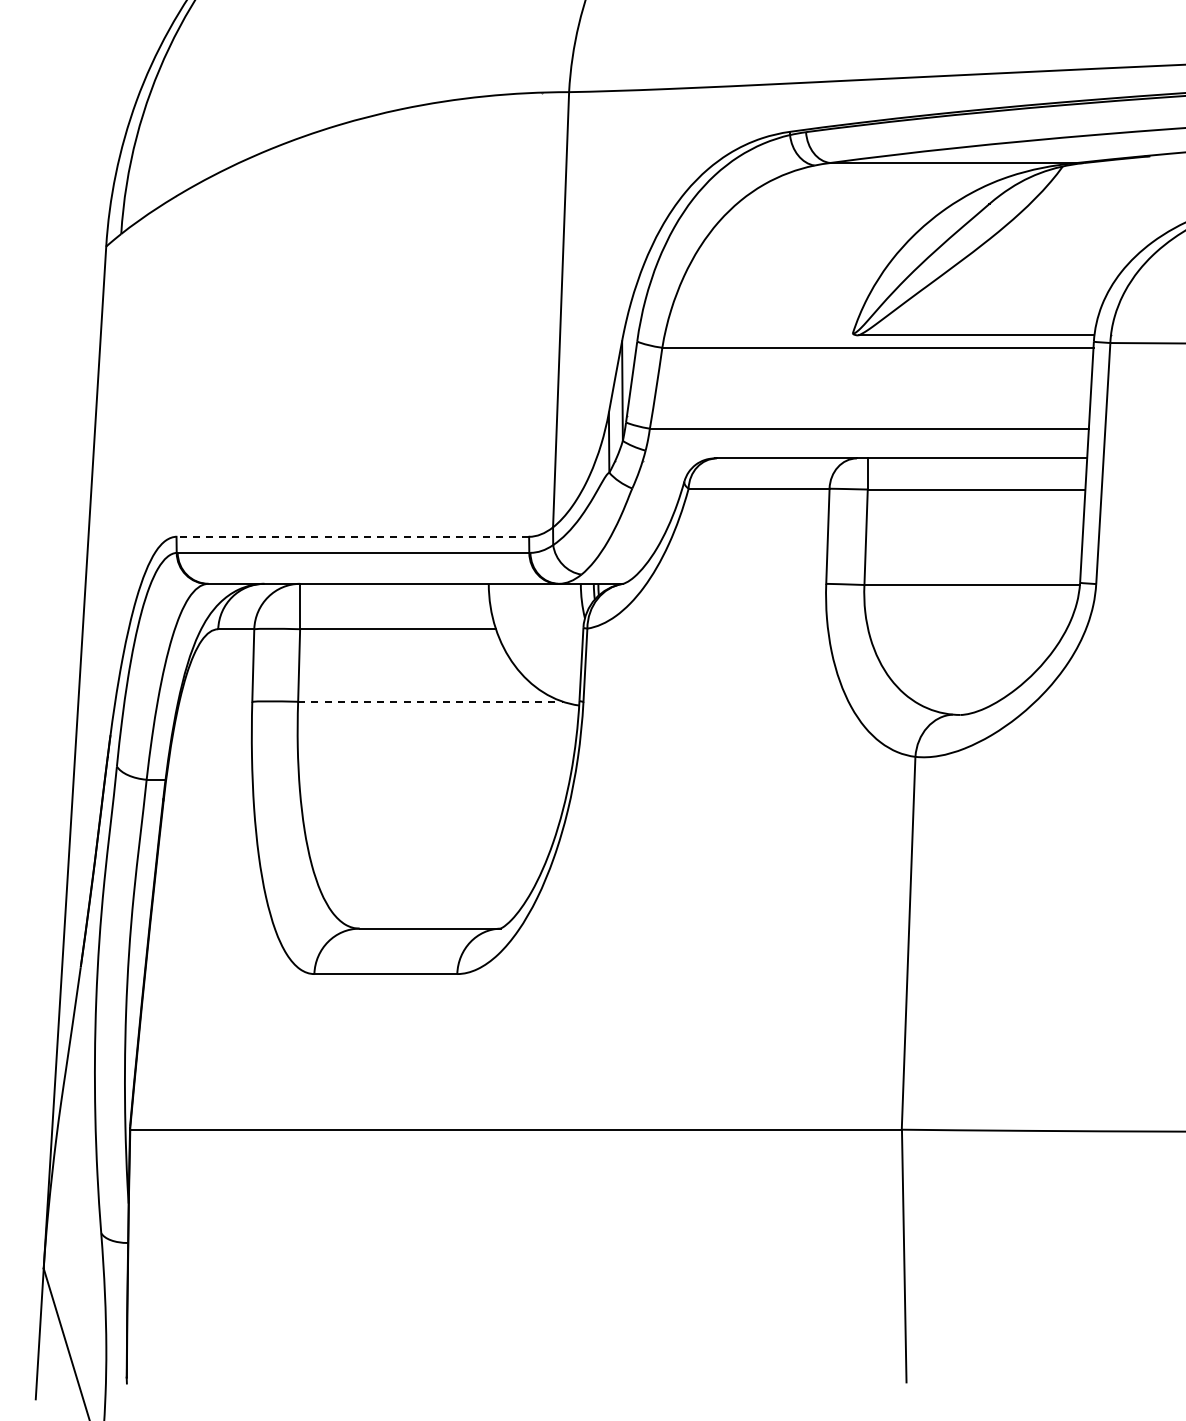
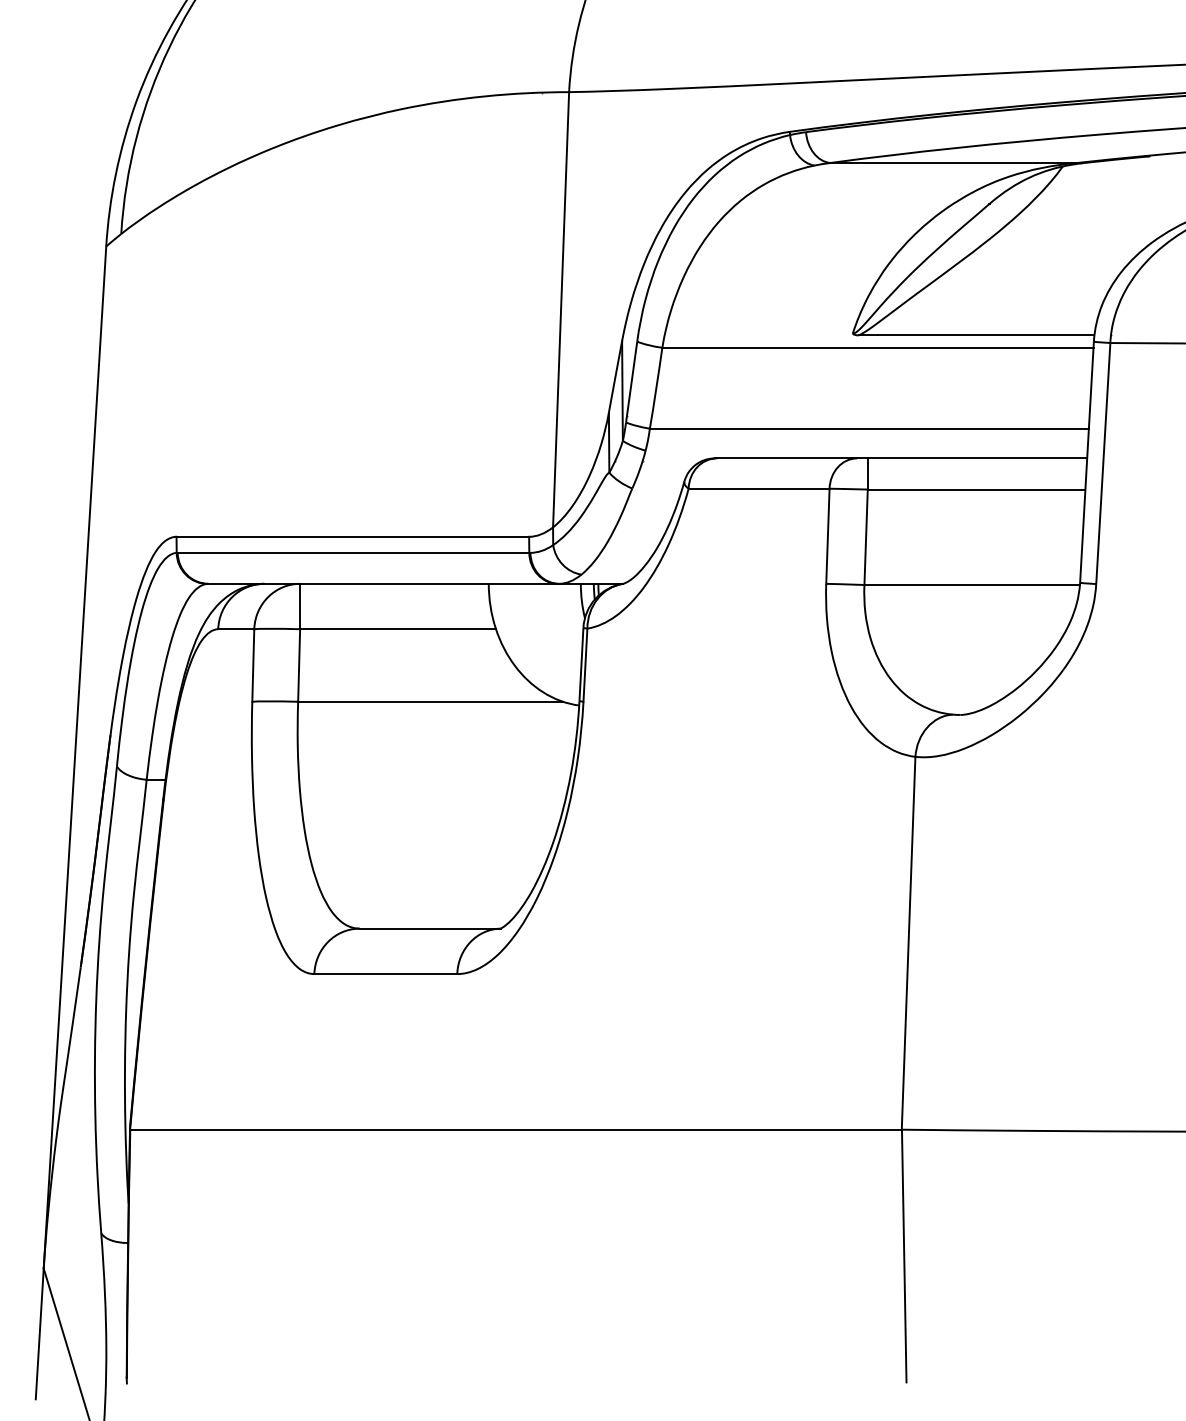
line: dashed -> solid (352, 536)
line: dashed -> solid (431, 701)
